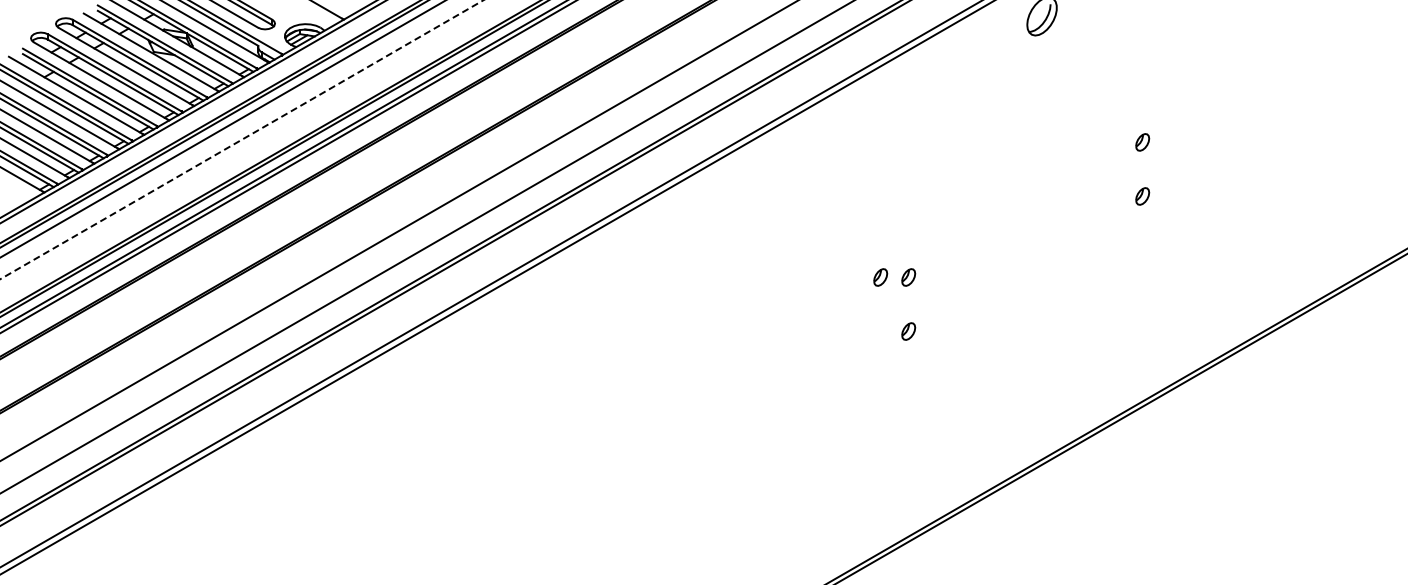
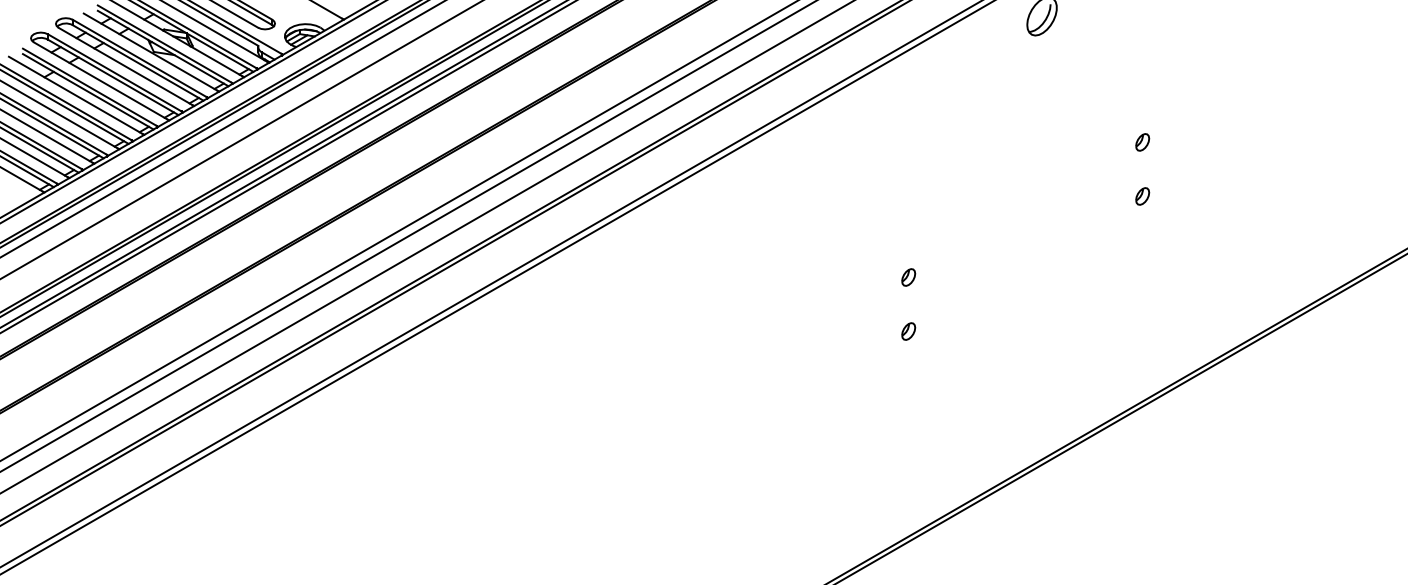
line: dashed -> solid (241, 139)
line: none -> present (407, 236)
part: present -> none (880, 277)
